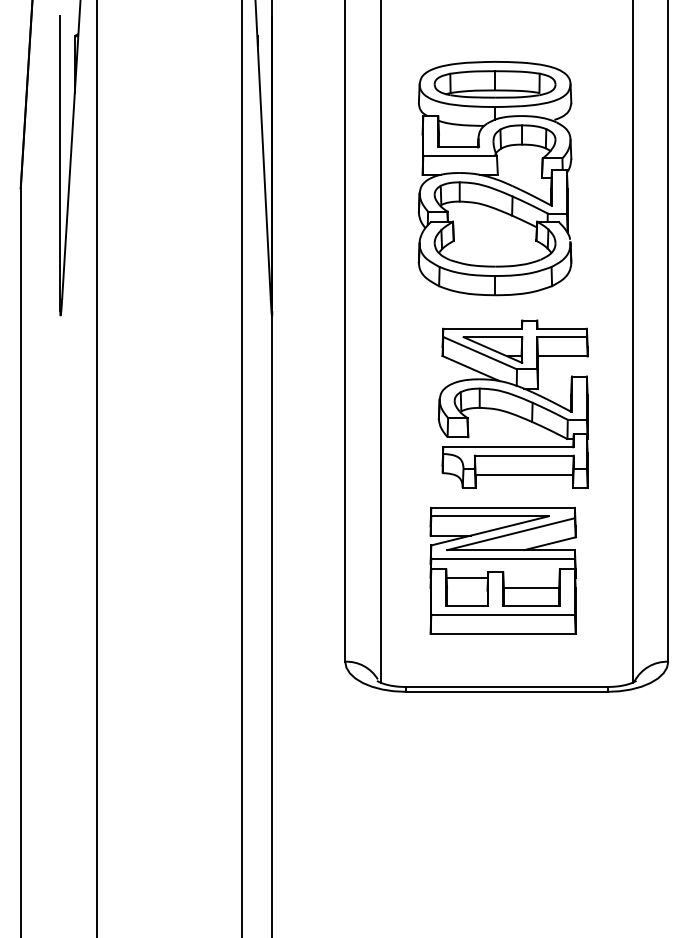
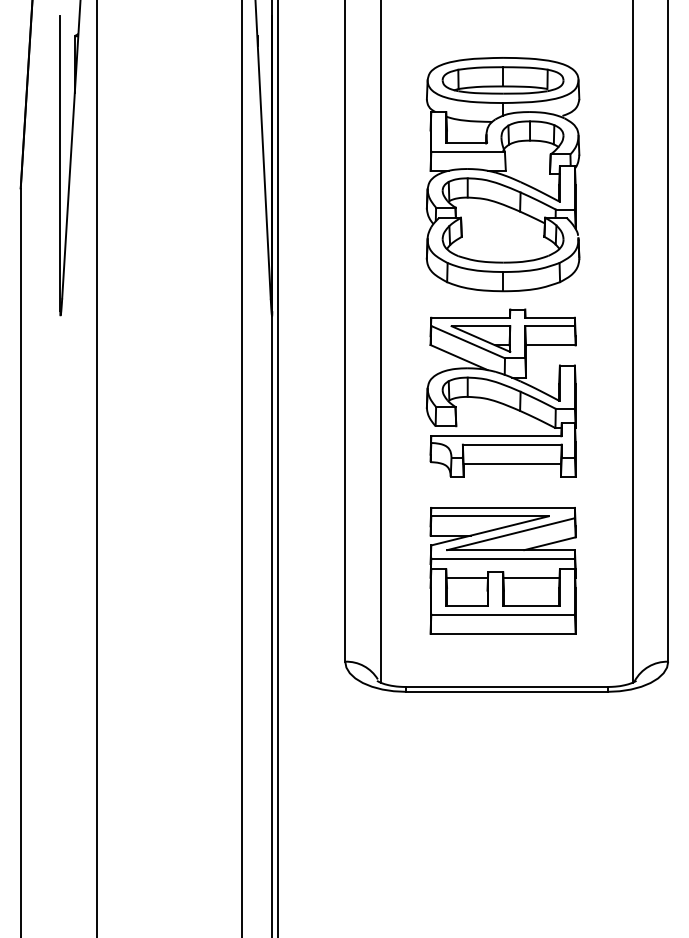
part position: (494, 178) -> (502, 174) (502, 174)
part position: (512, 403) -> (500, 392) (500, 392)
line: none -> present (278, 468)
line position: (531, 587) -> (531, 577) (531, 577)
